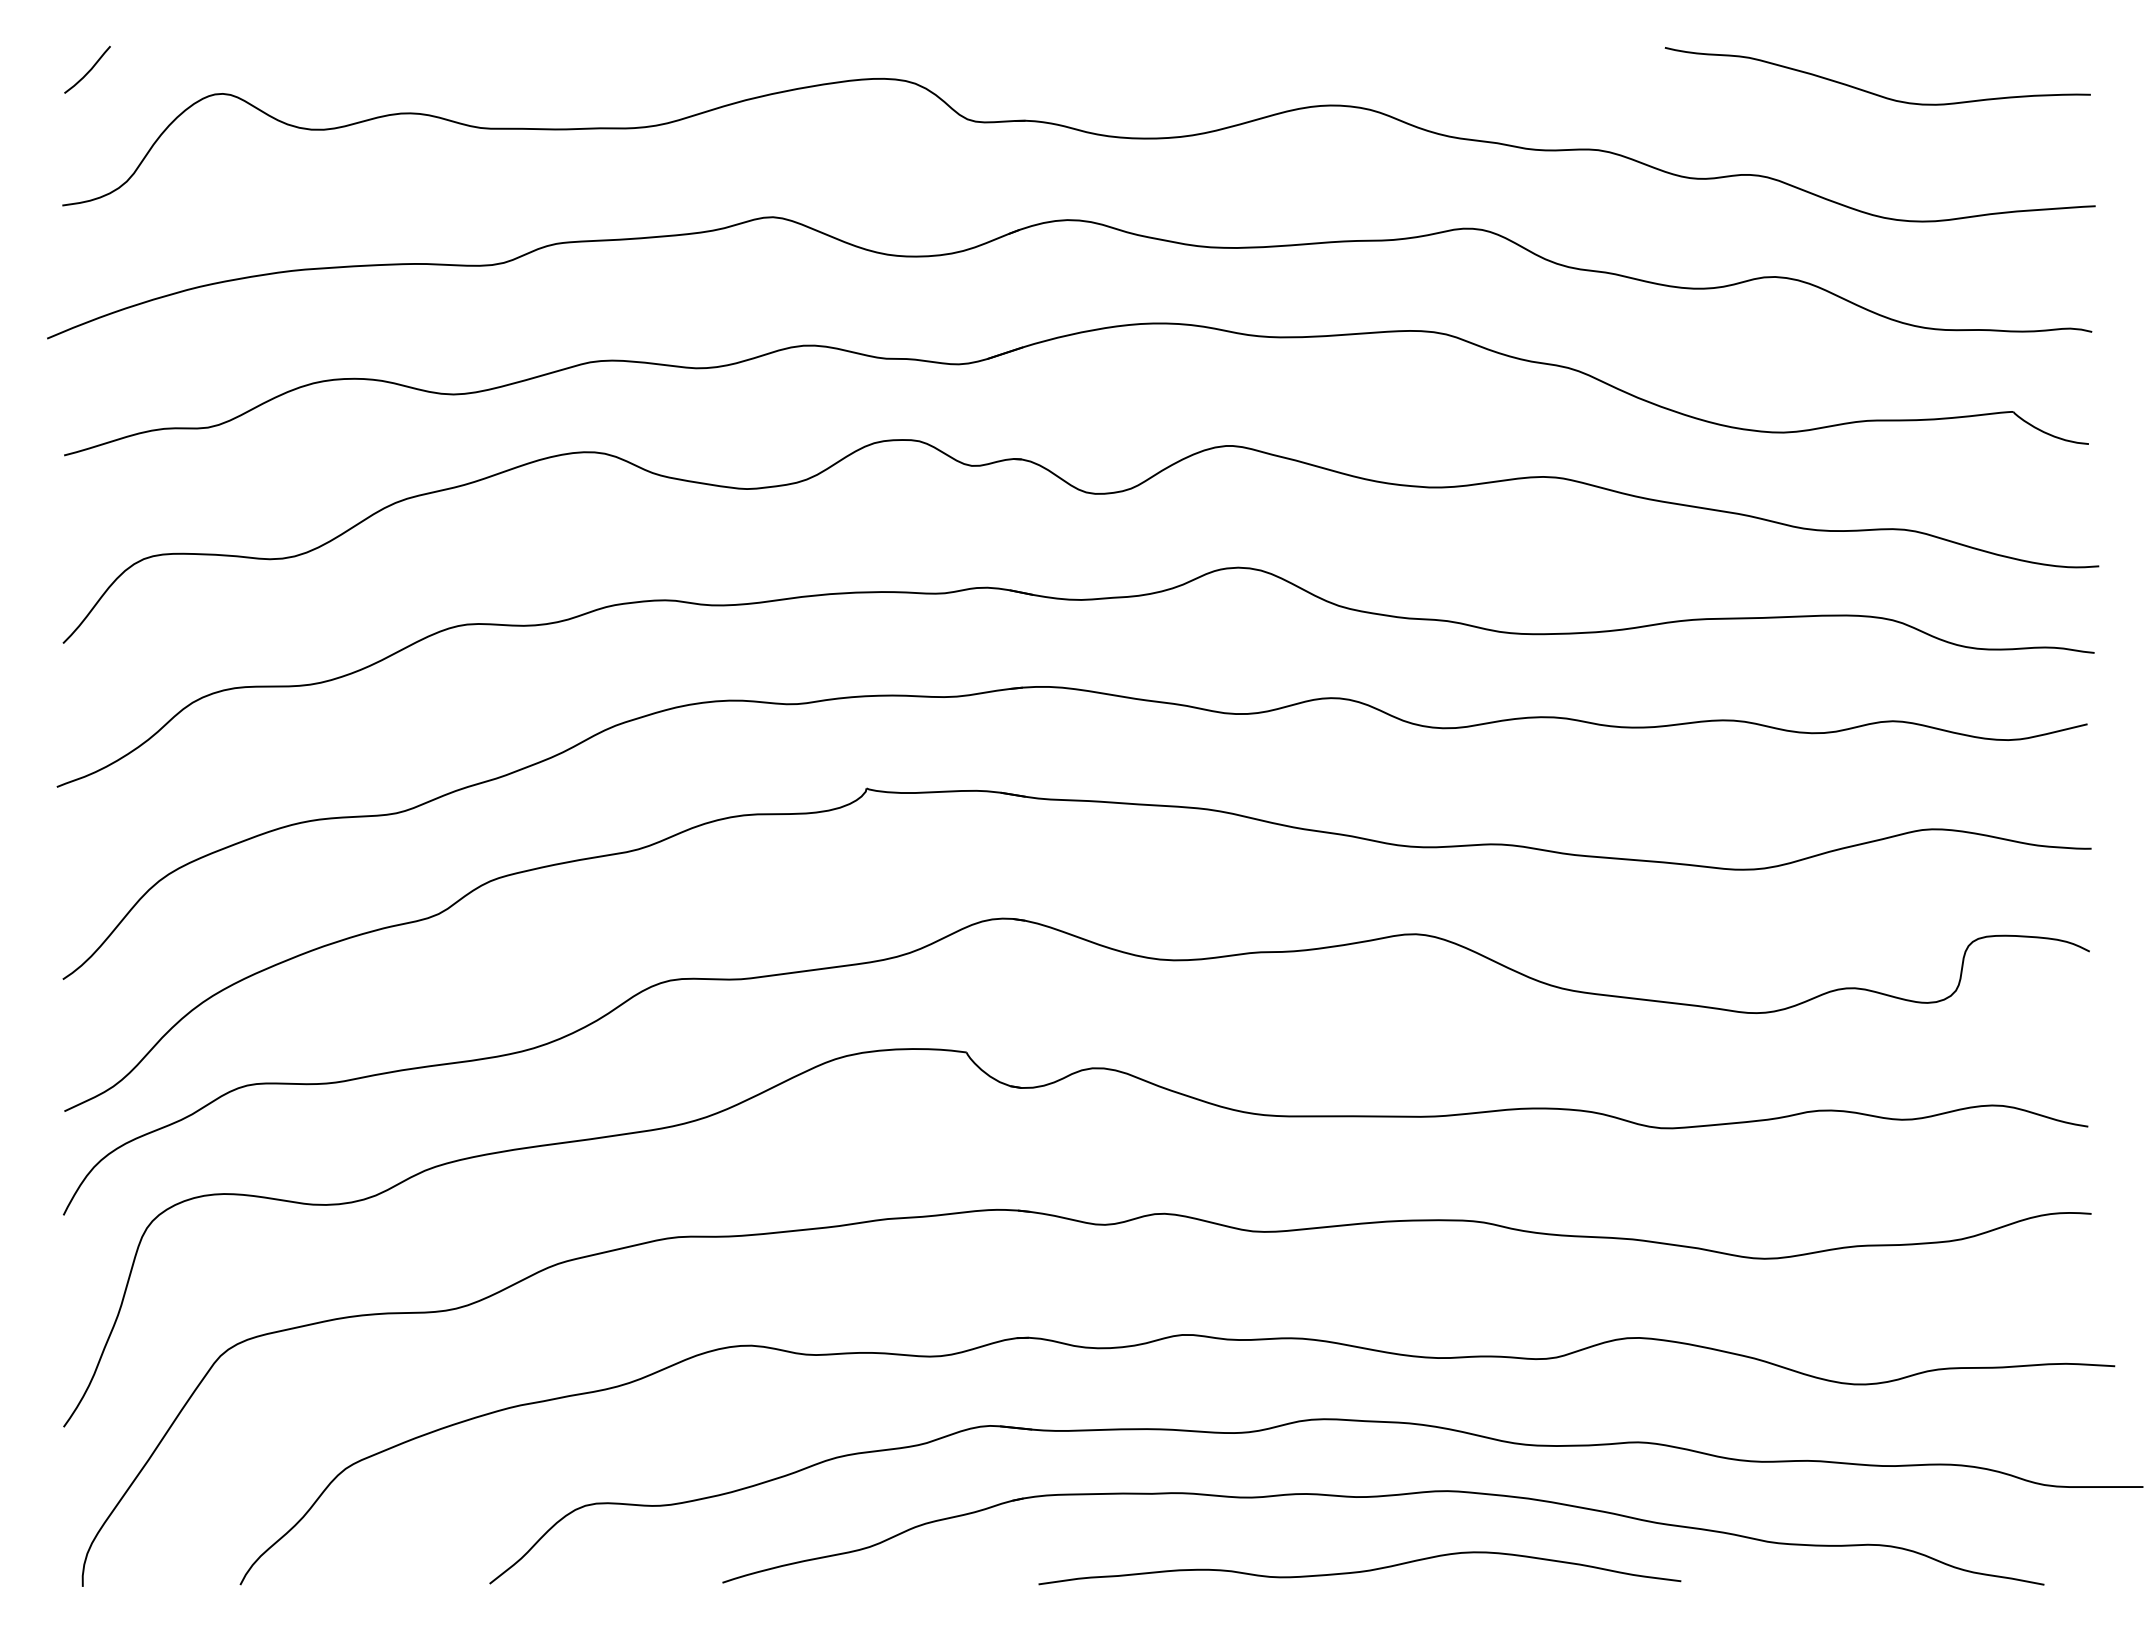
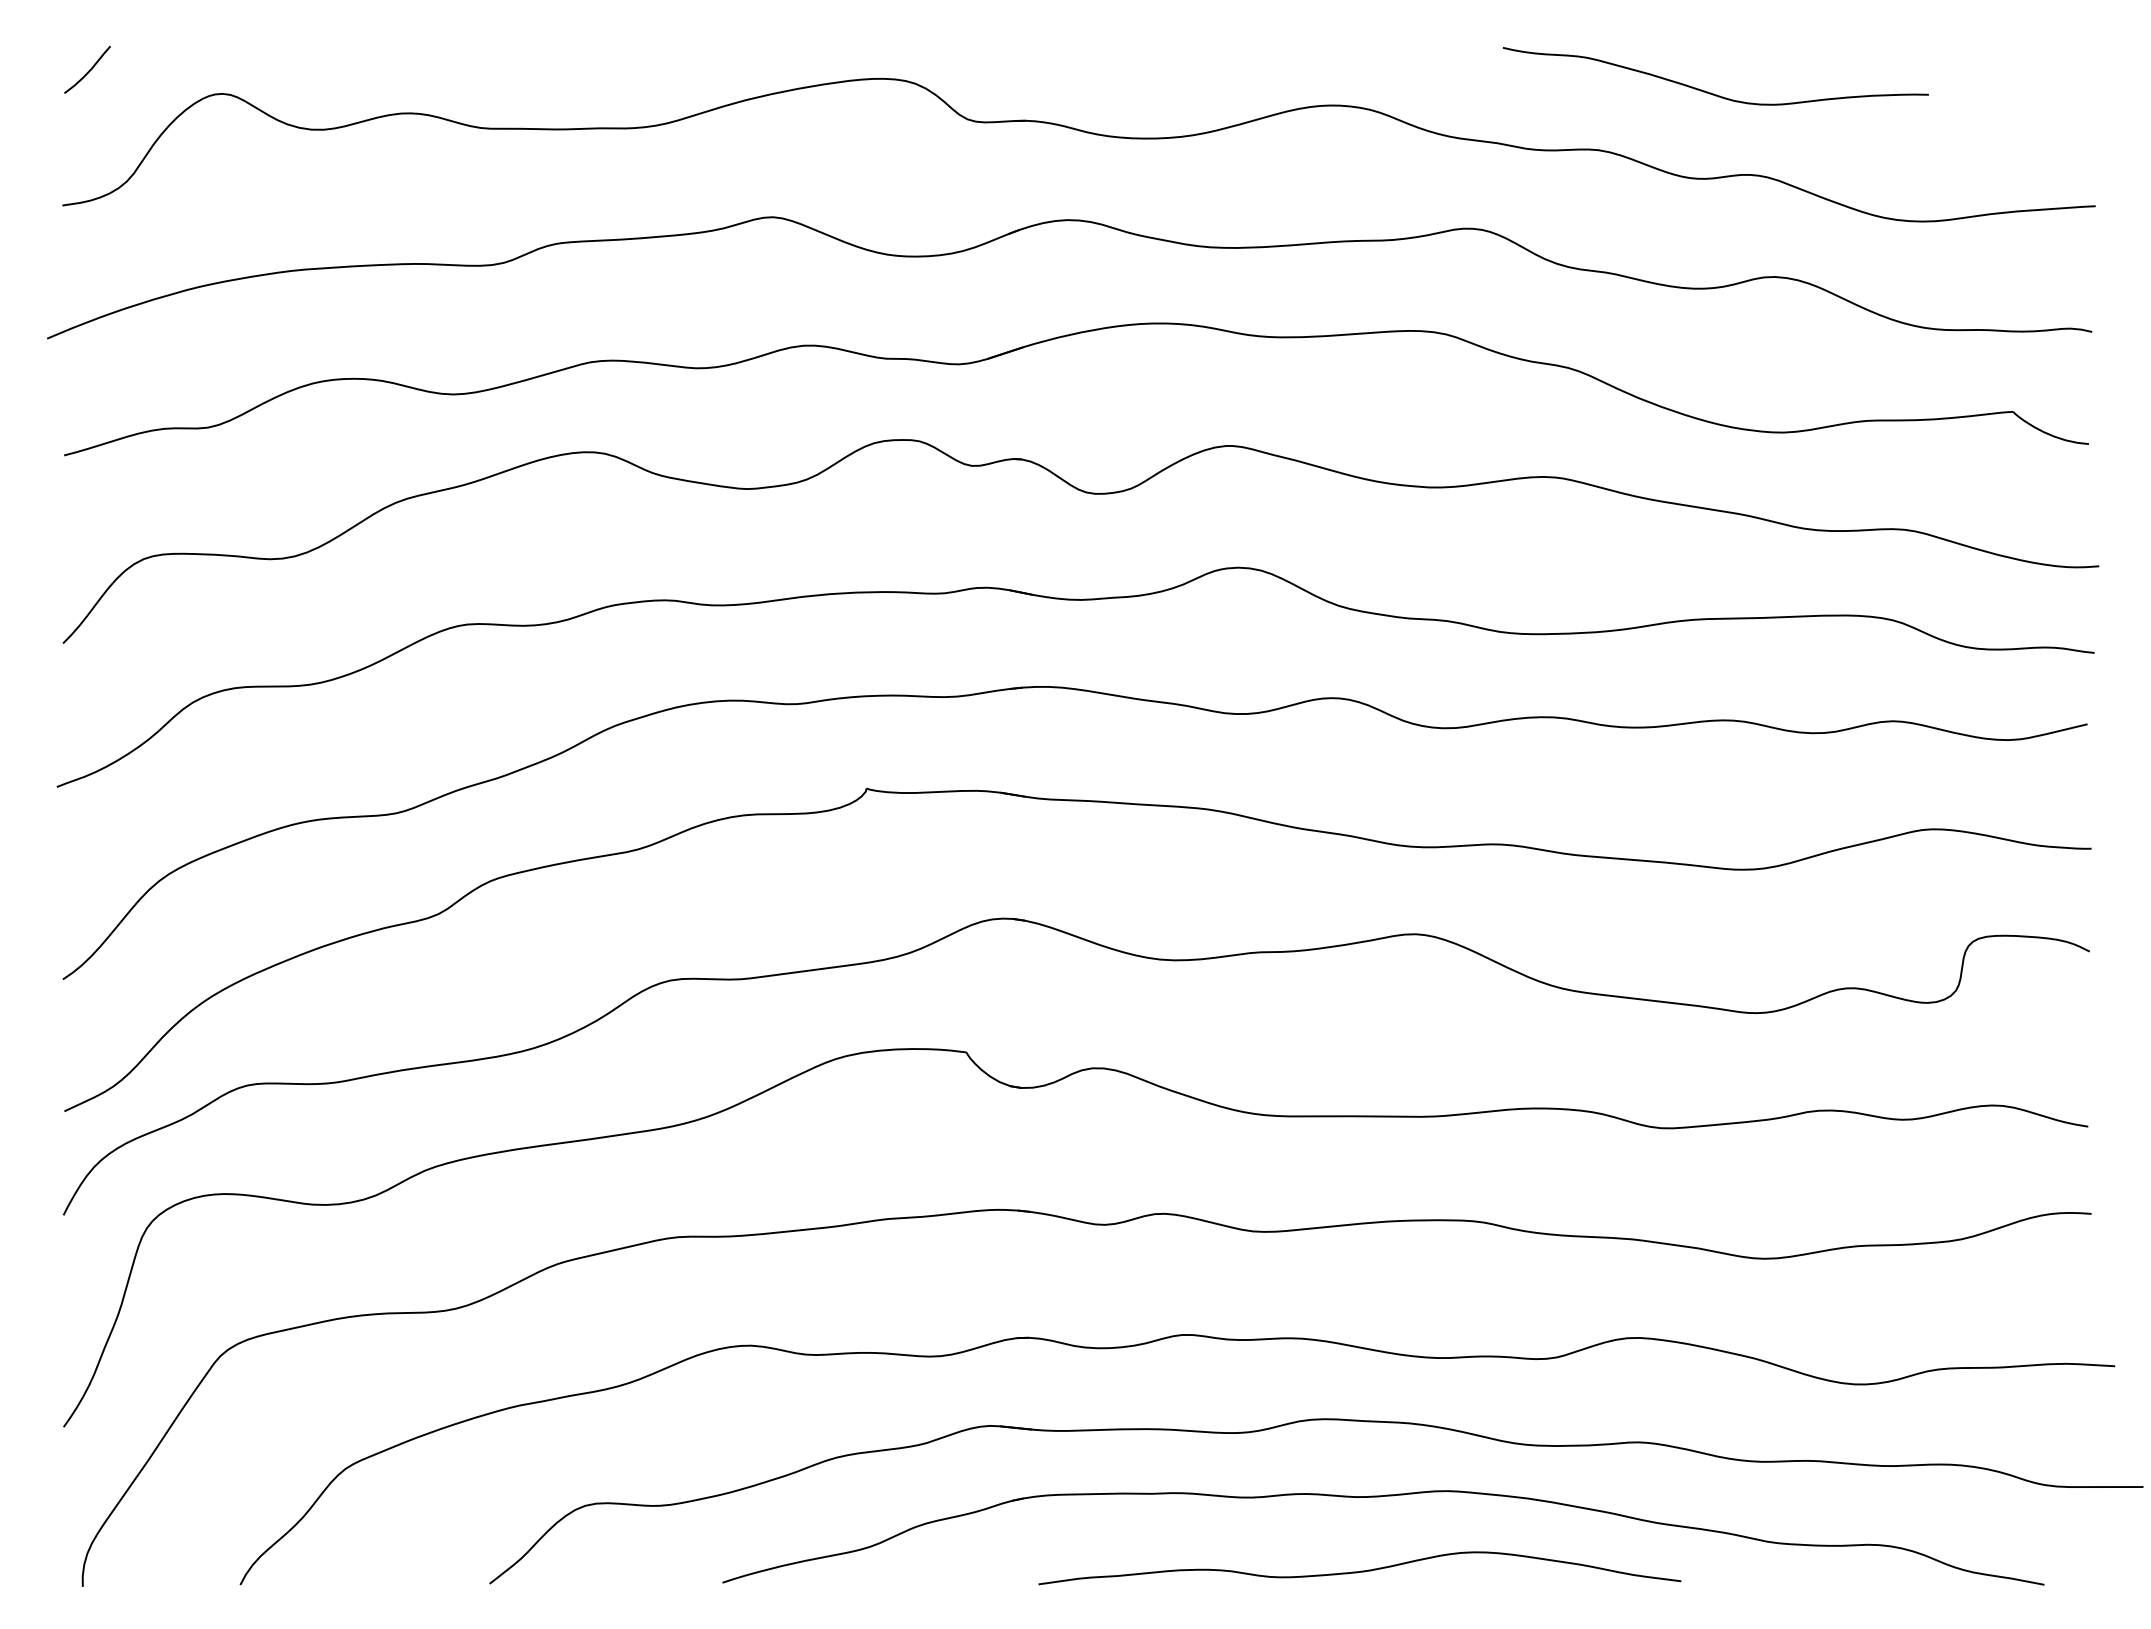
curve position: (1872, 92) -> (1710, 92) (1710, 92)
